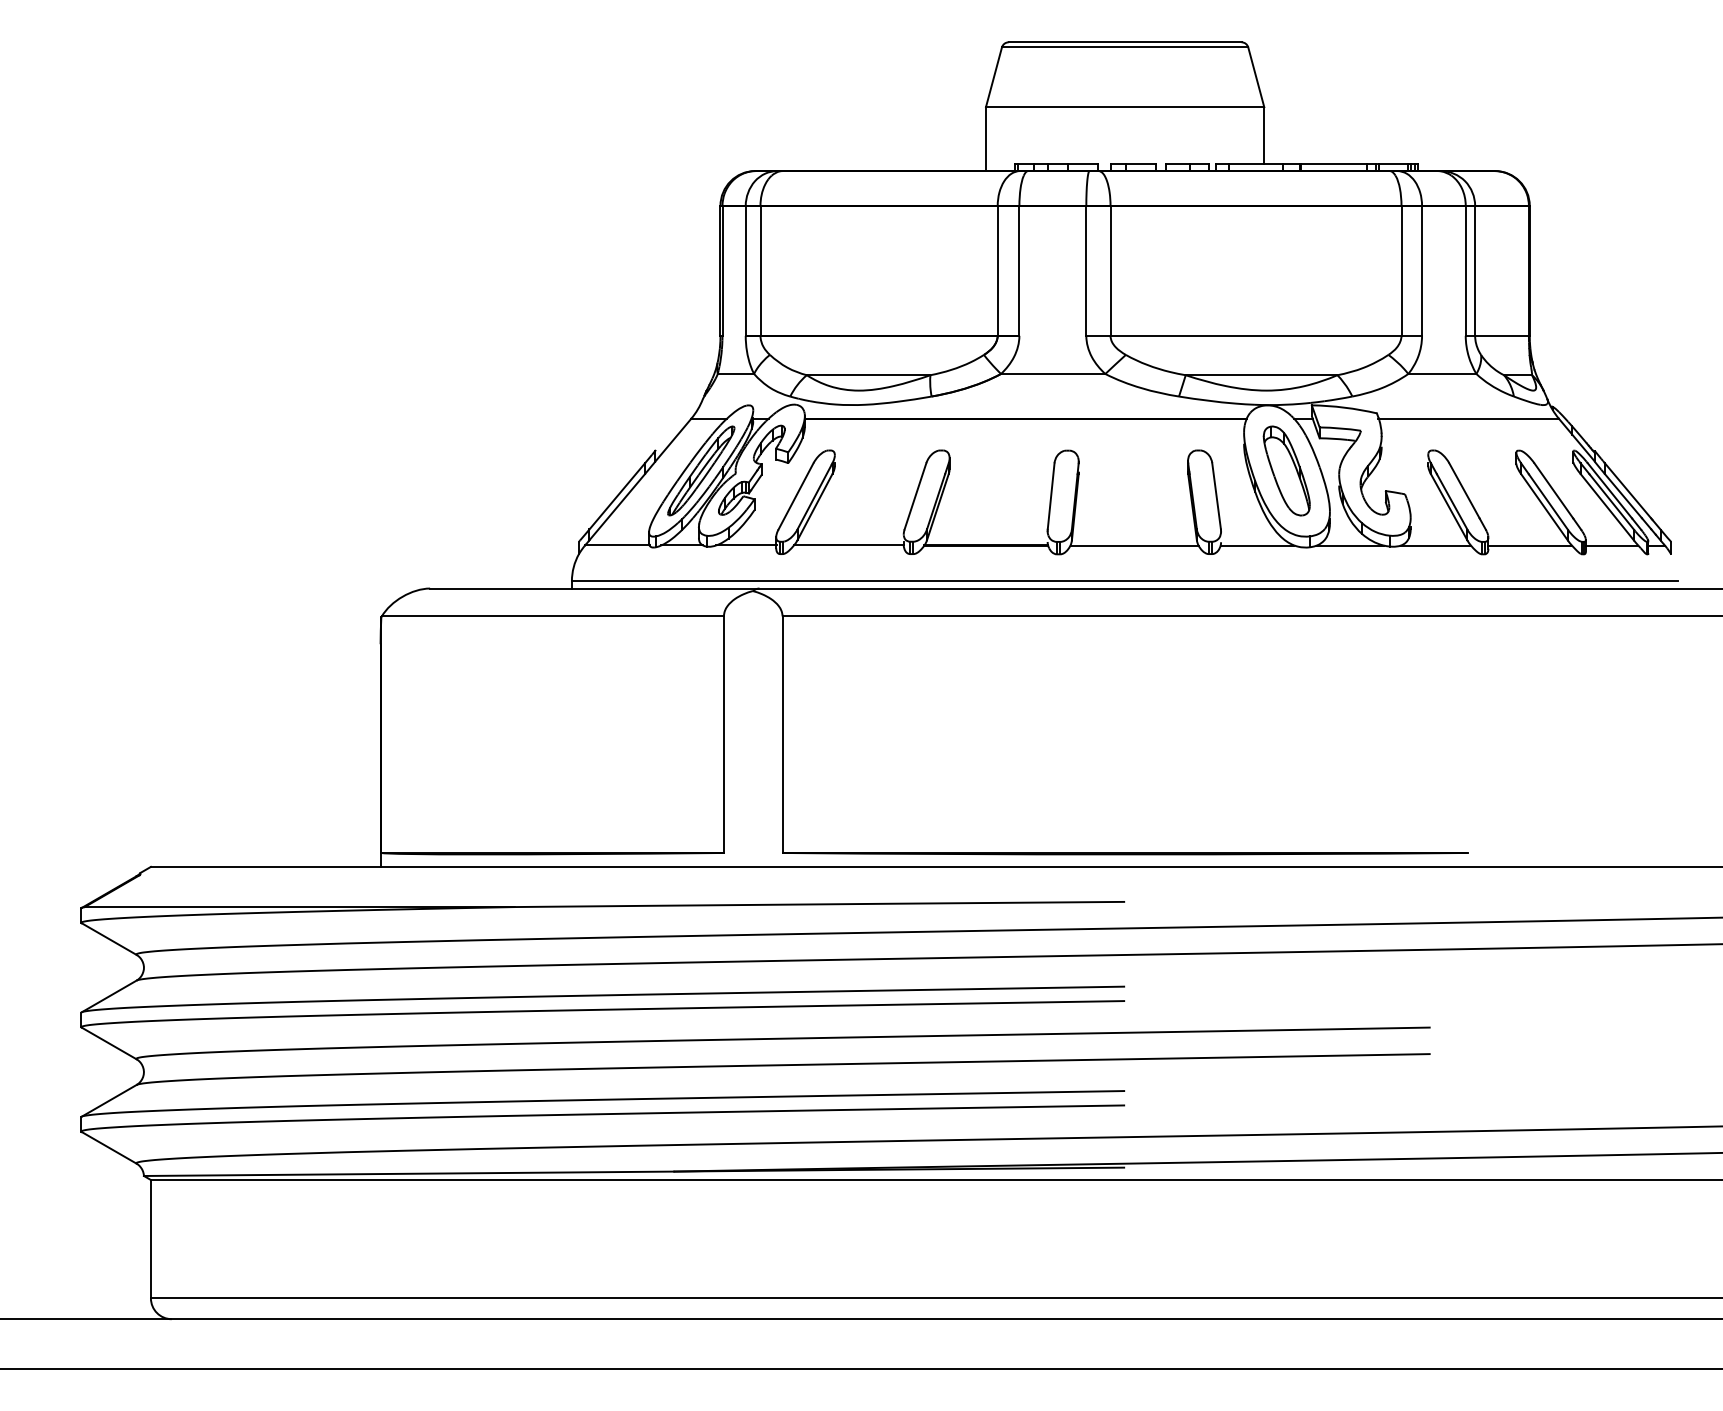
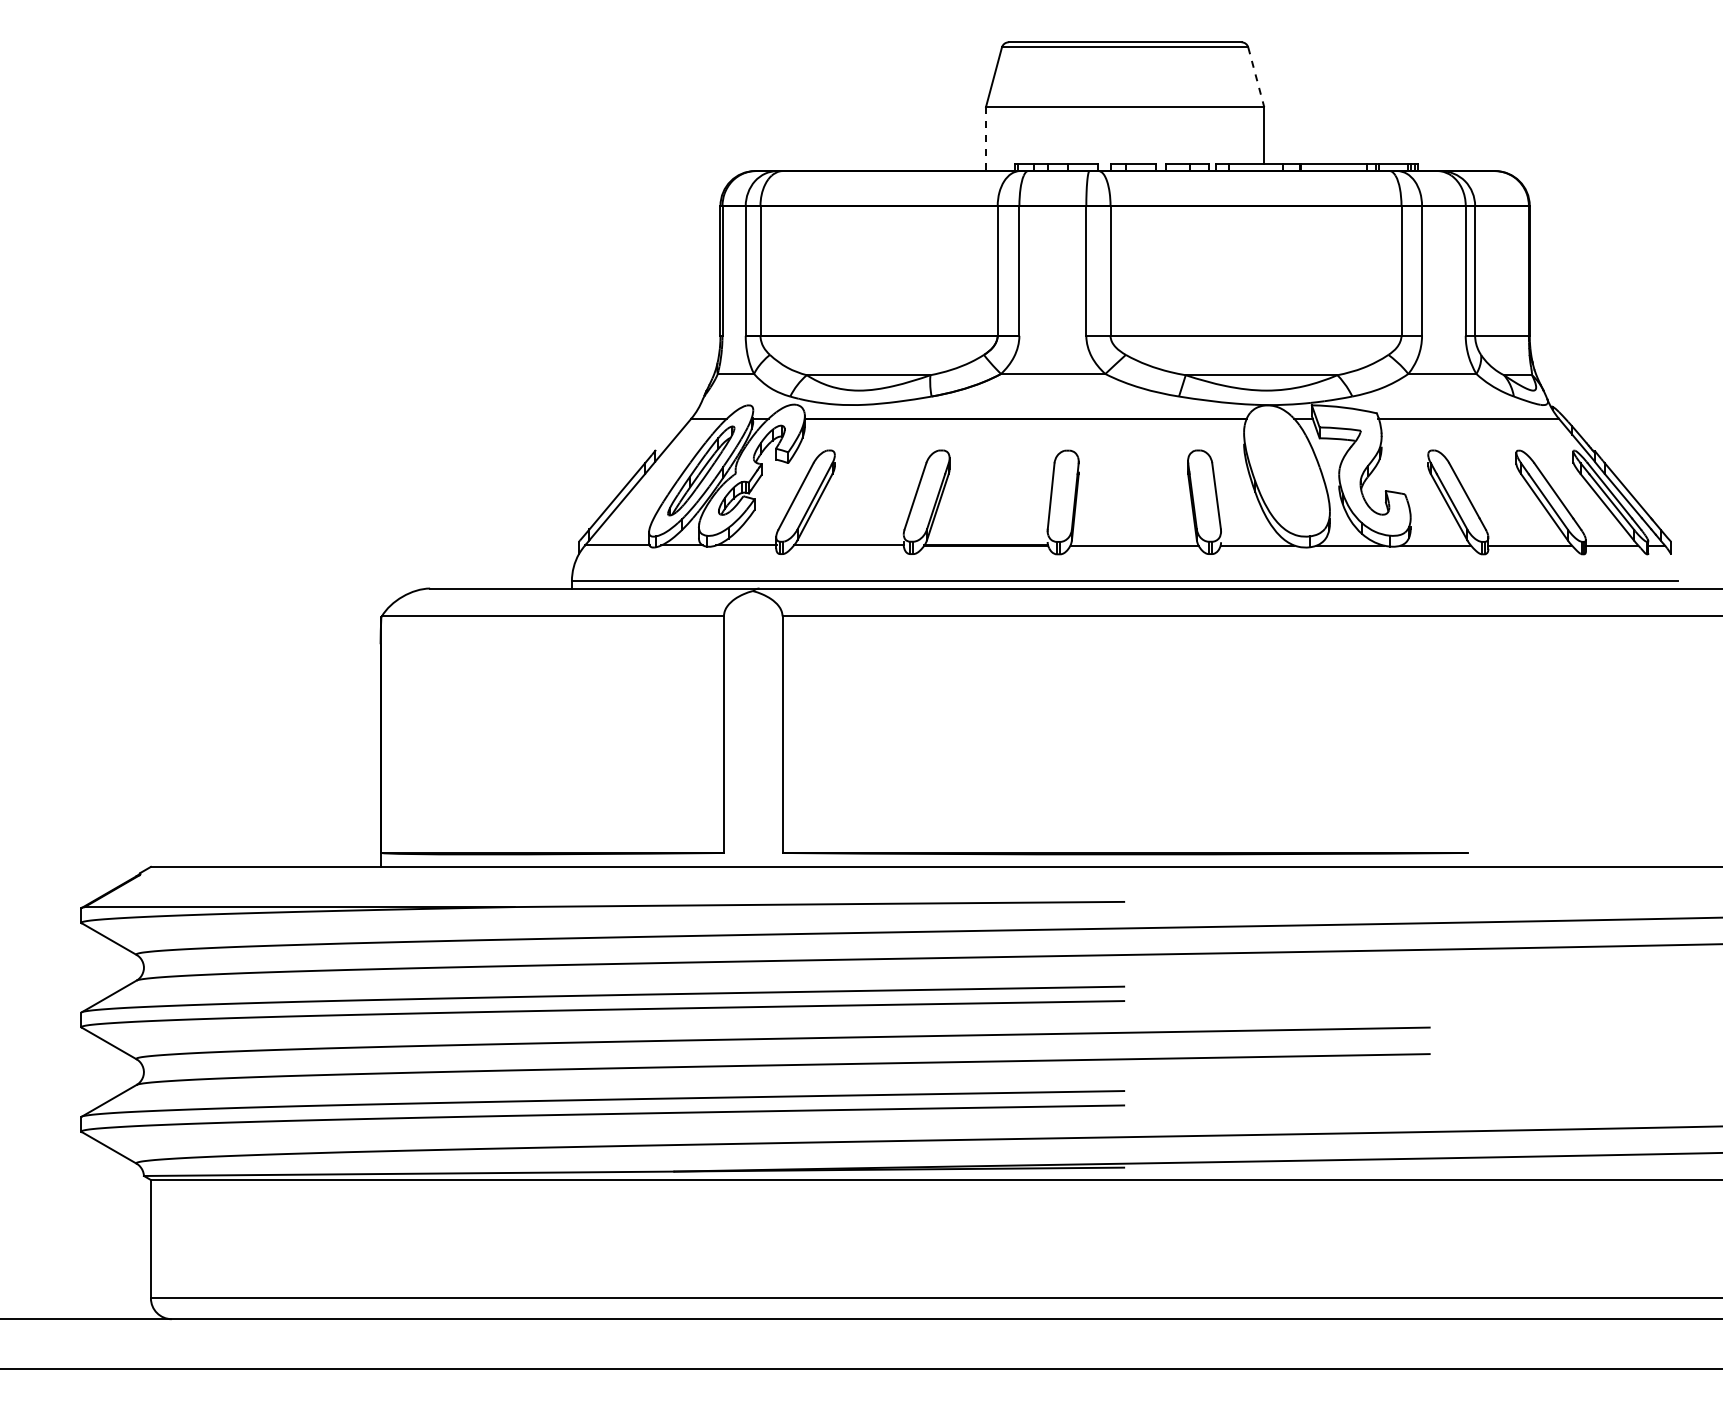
line: solid -> dashed (1256, 77)
line: solid -> dashed (985, 139)
part: present -> none (1286, 470)
